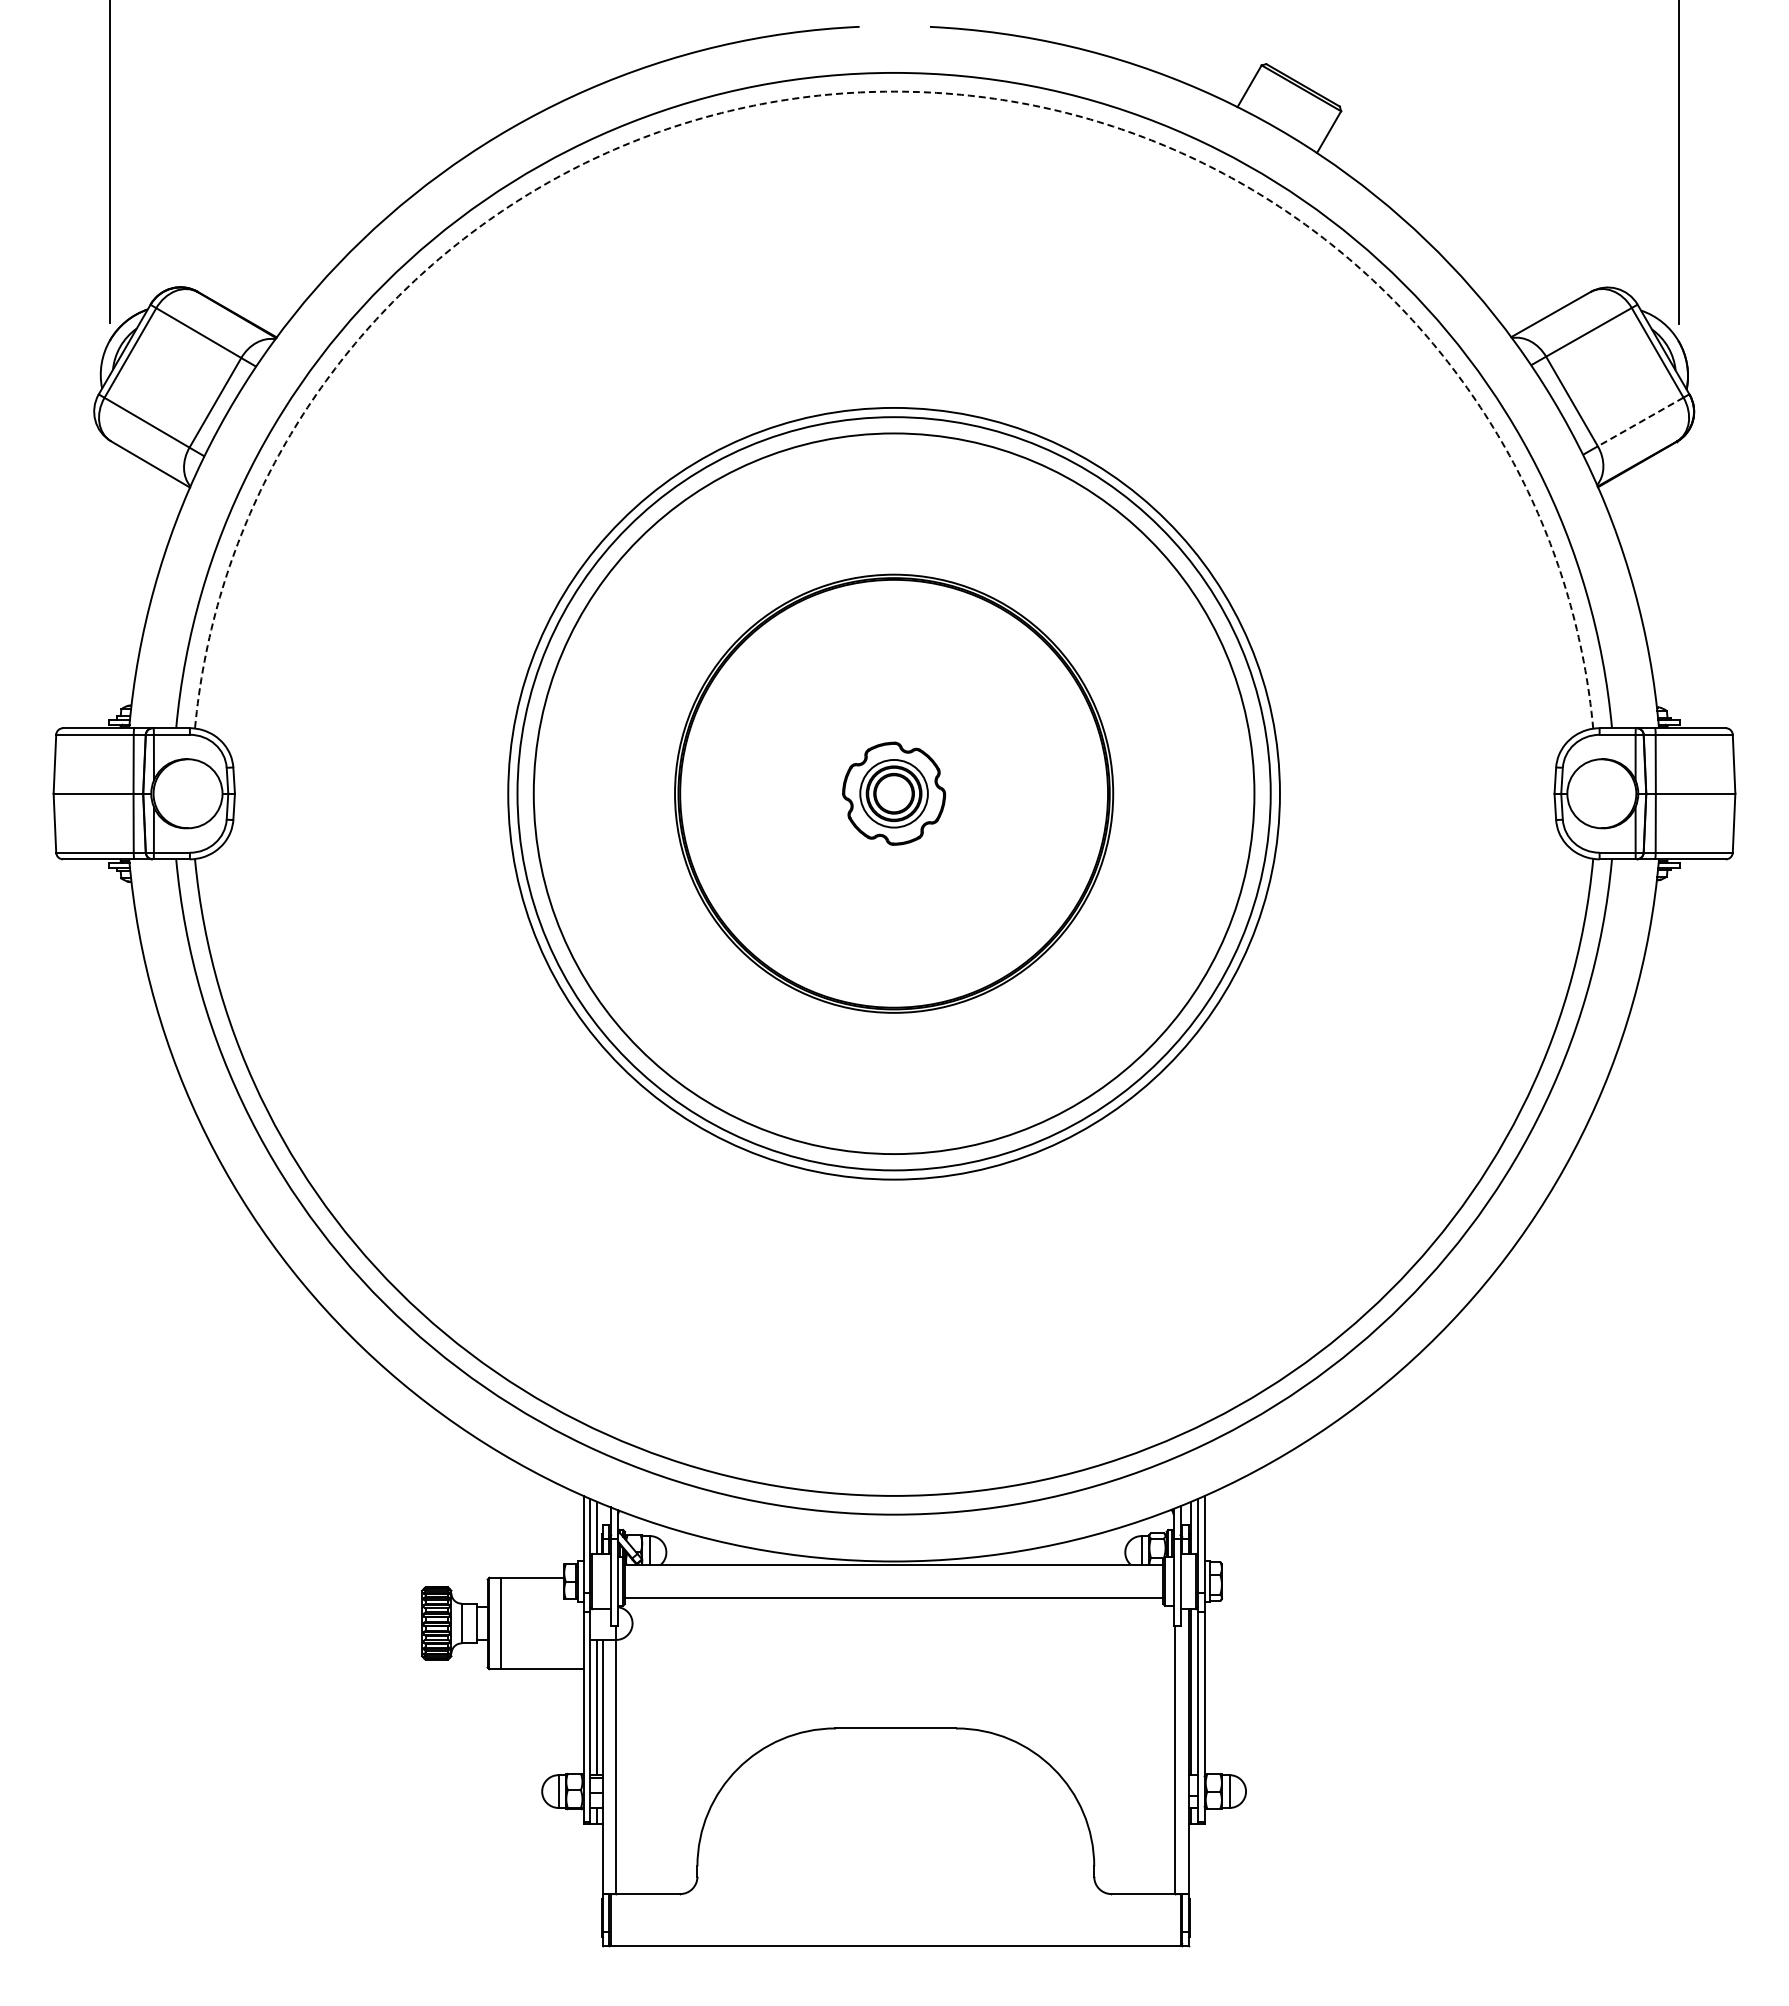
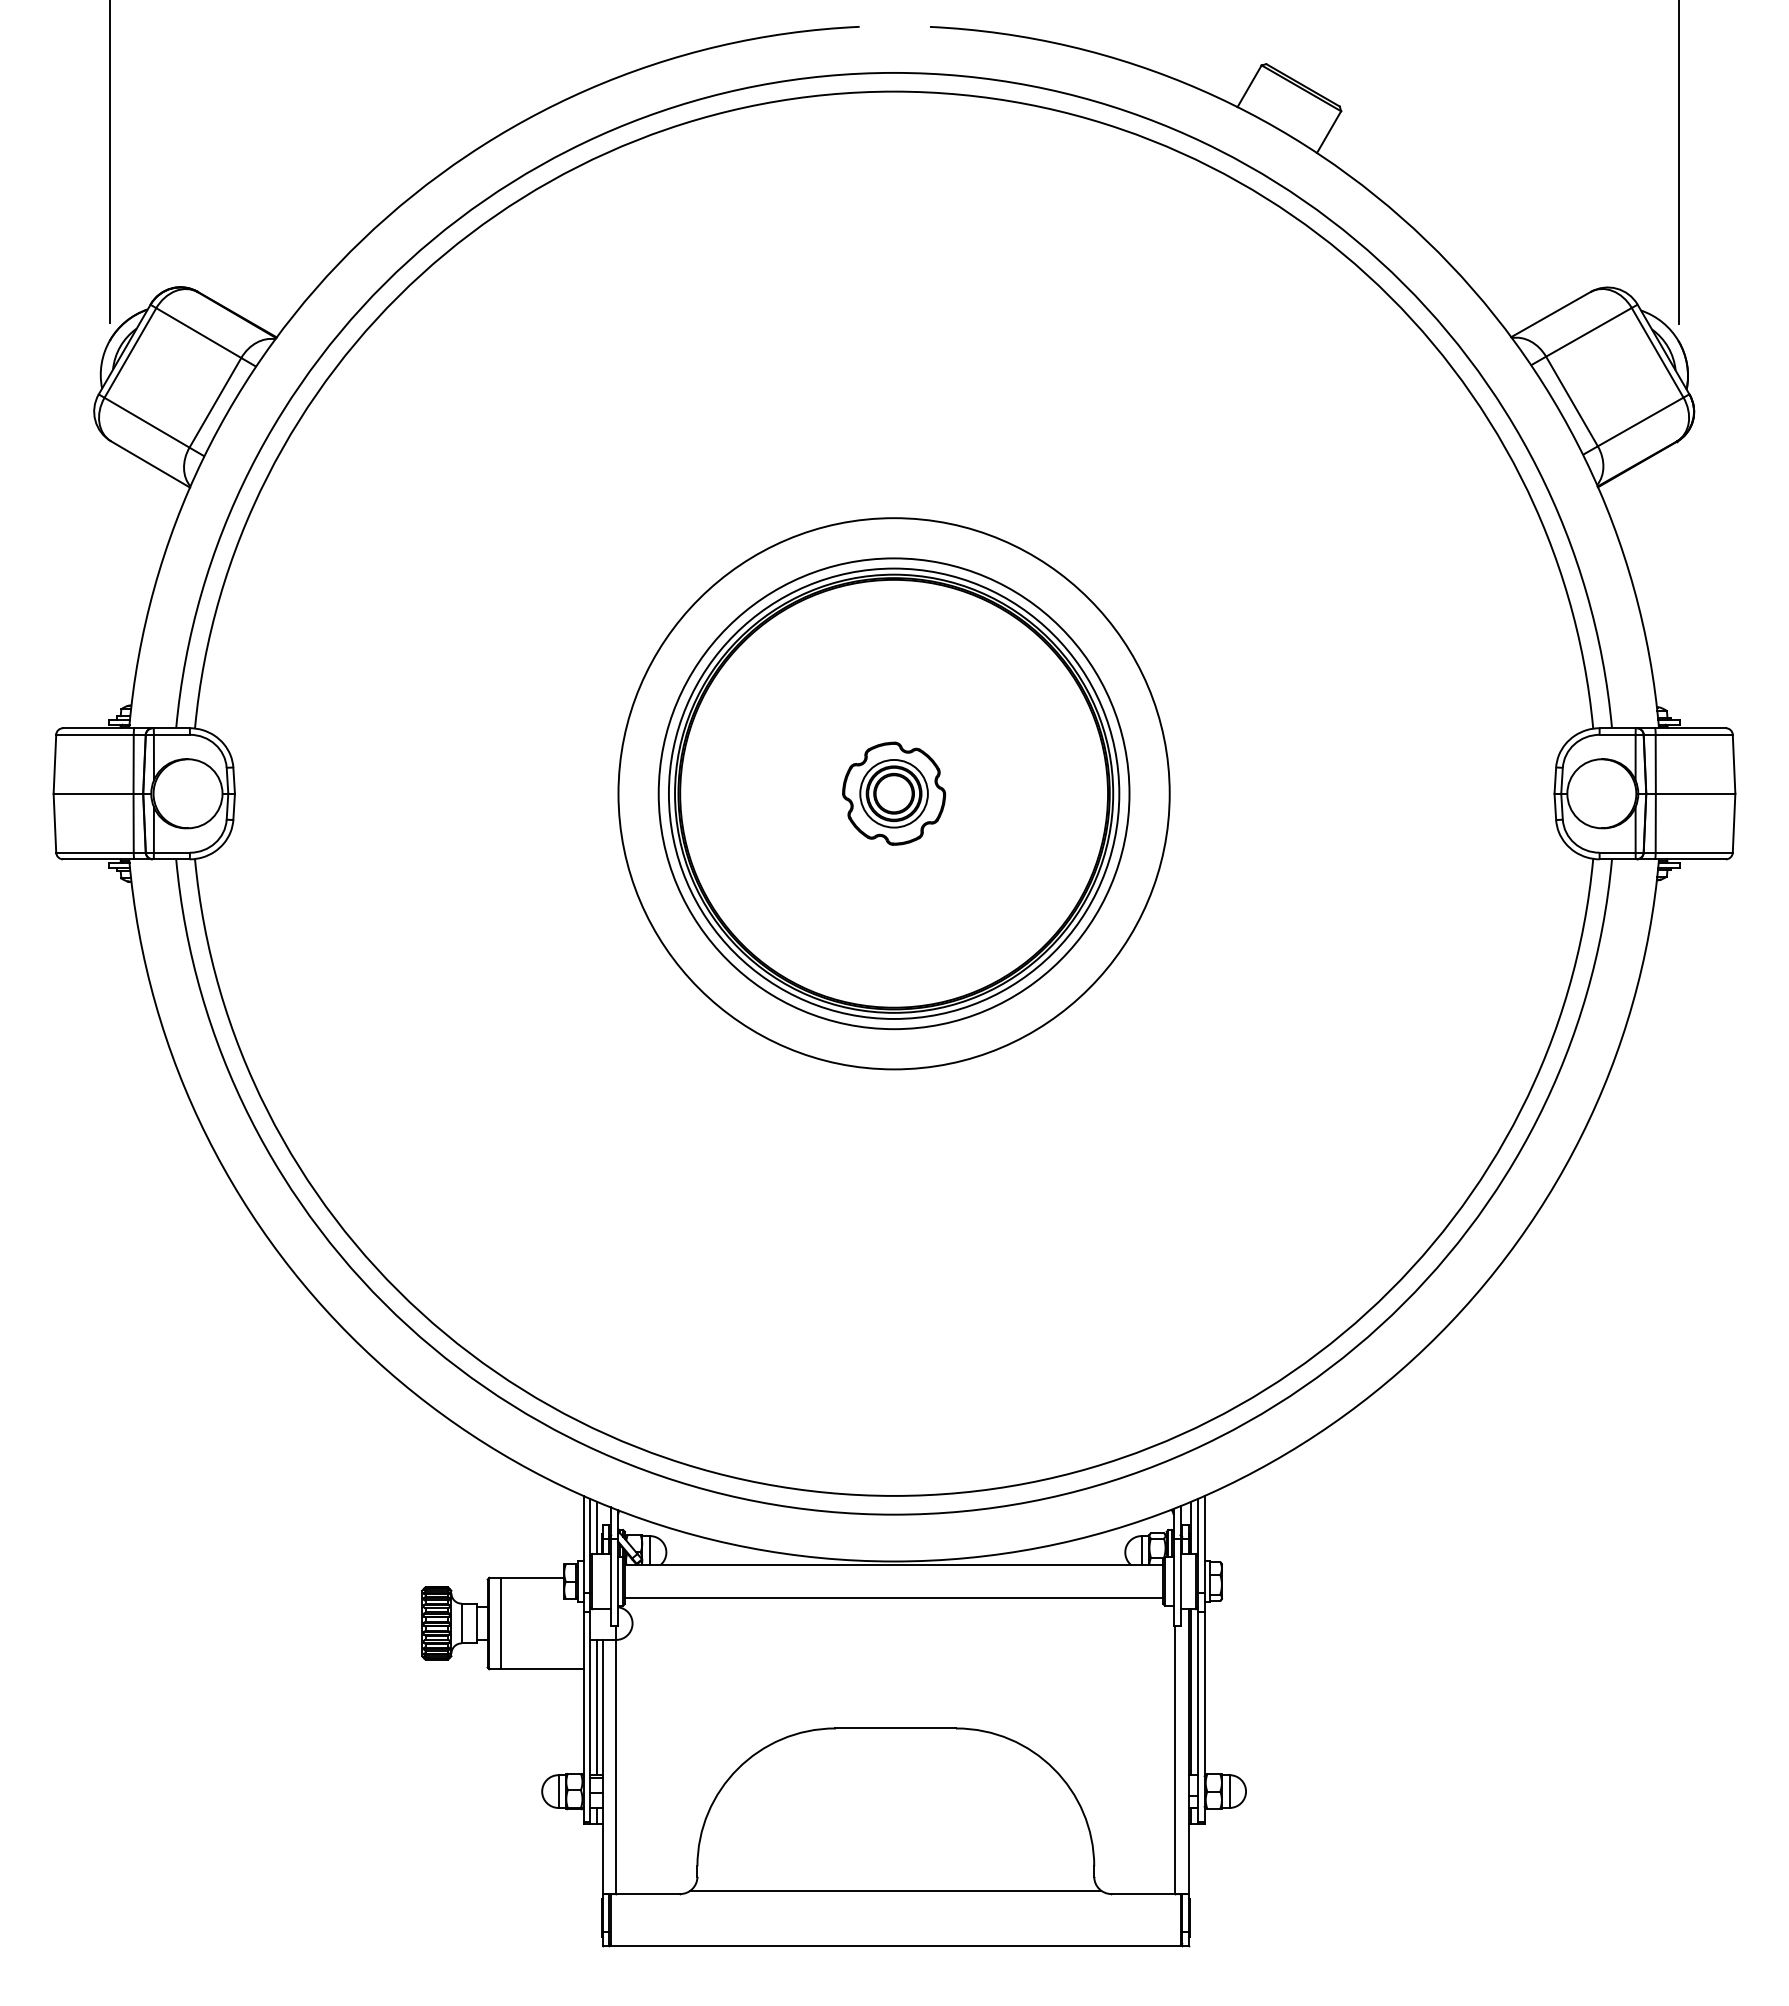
arc: dashed -> solid (894, 91)
line: dashed -> solid (1640, 422)
circle diameter: 721 px -> 450 px (893, 793)
circle diameter: 753 px -> 471 px (893, 793)
circle diameter: 772 px -> 551 px (893, 793)
line: none -> present (895, 1890)
